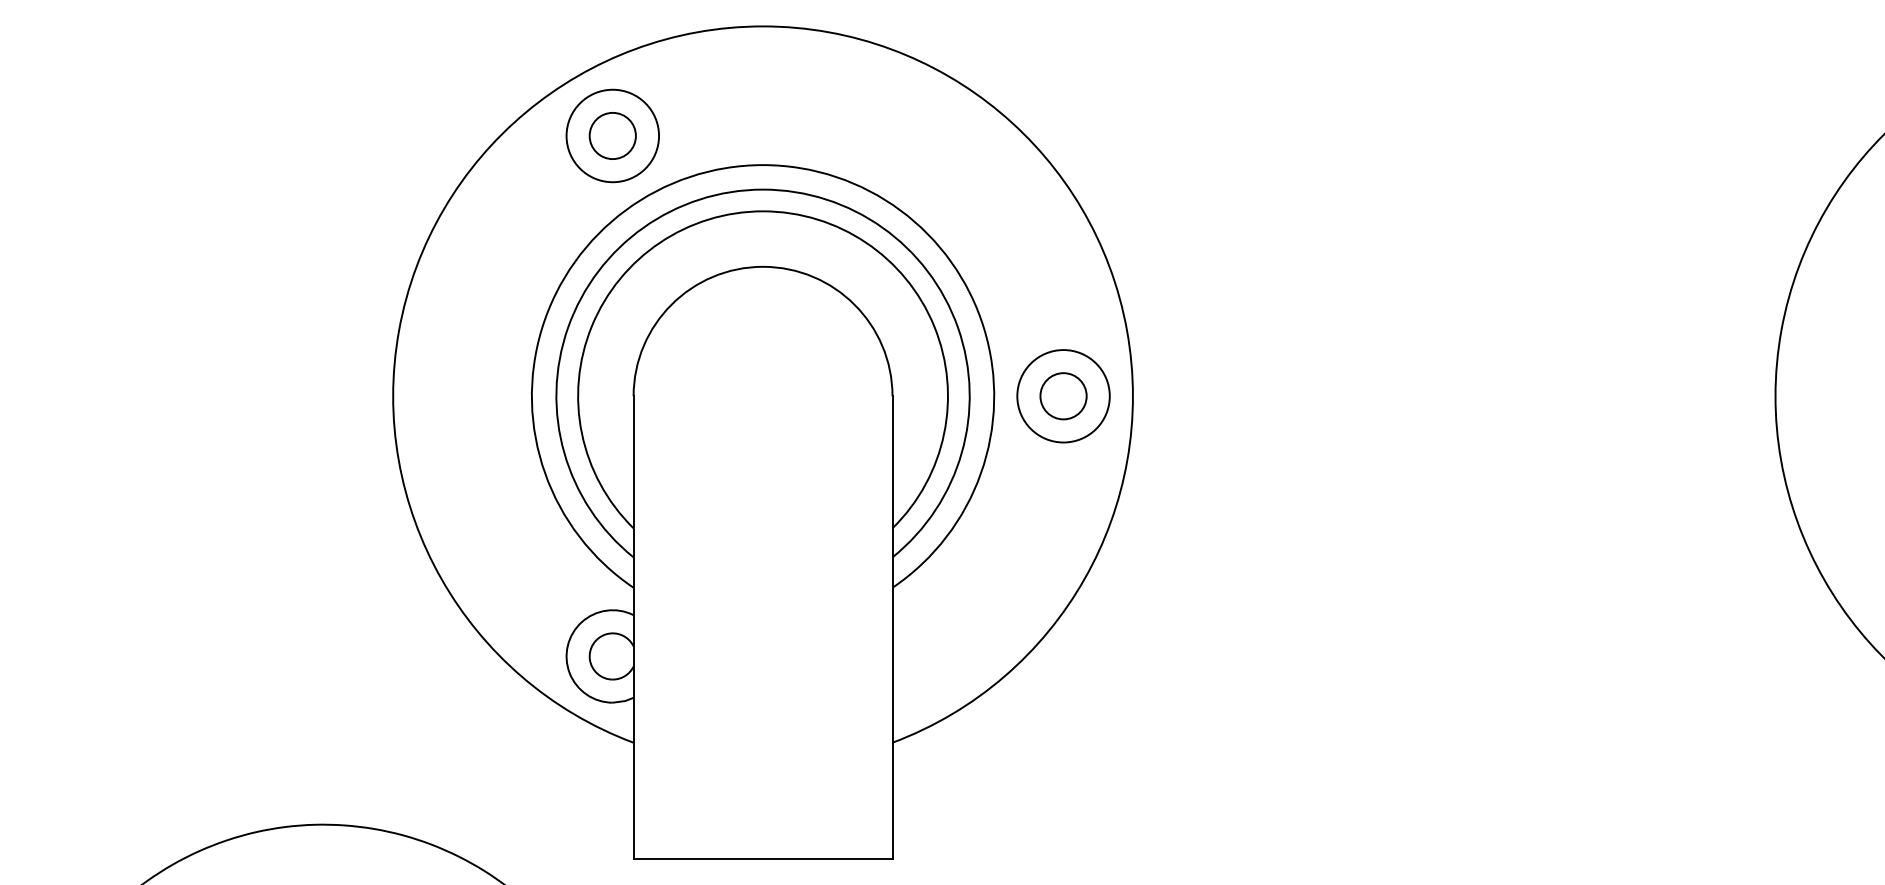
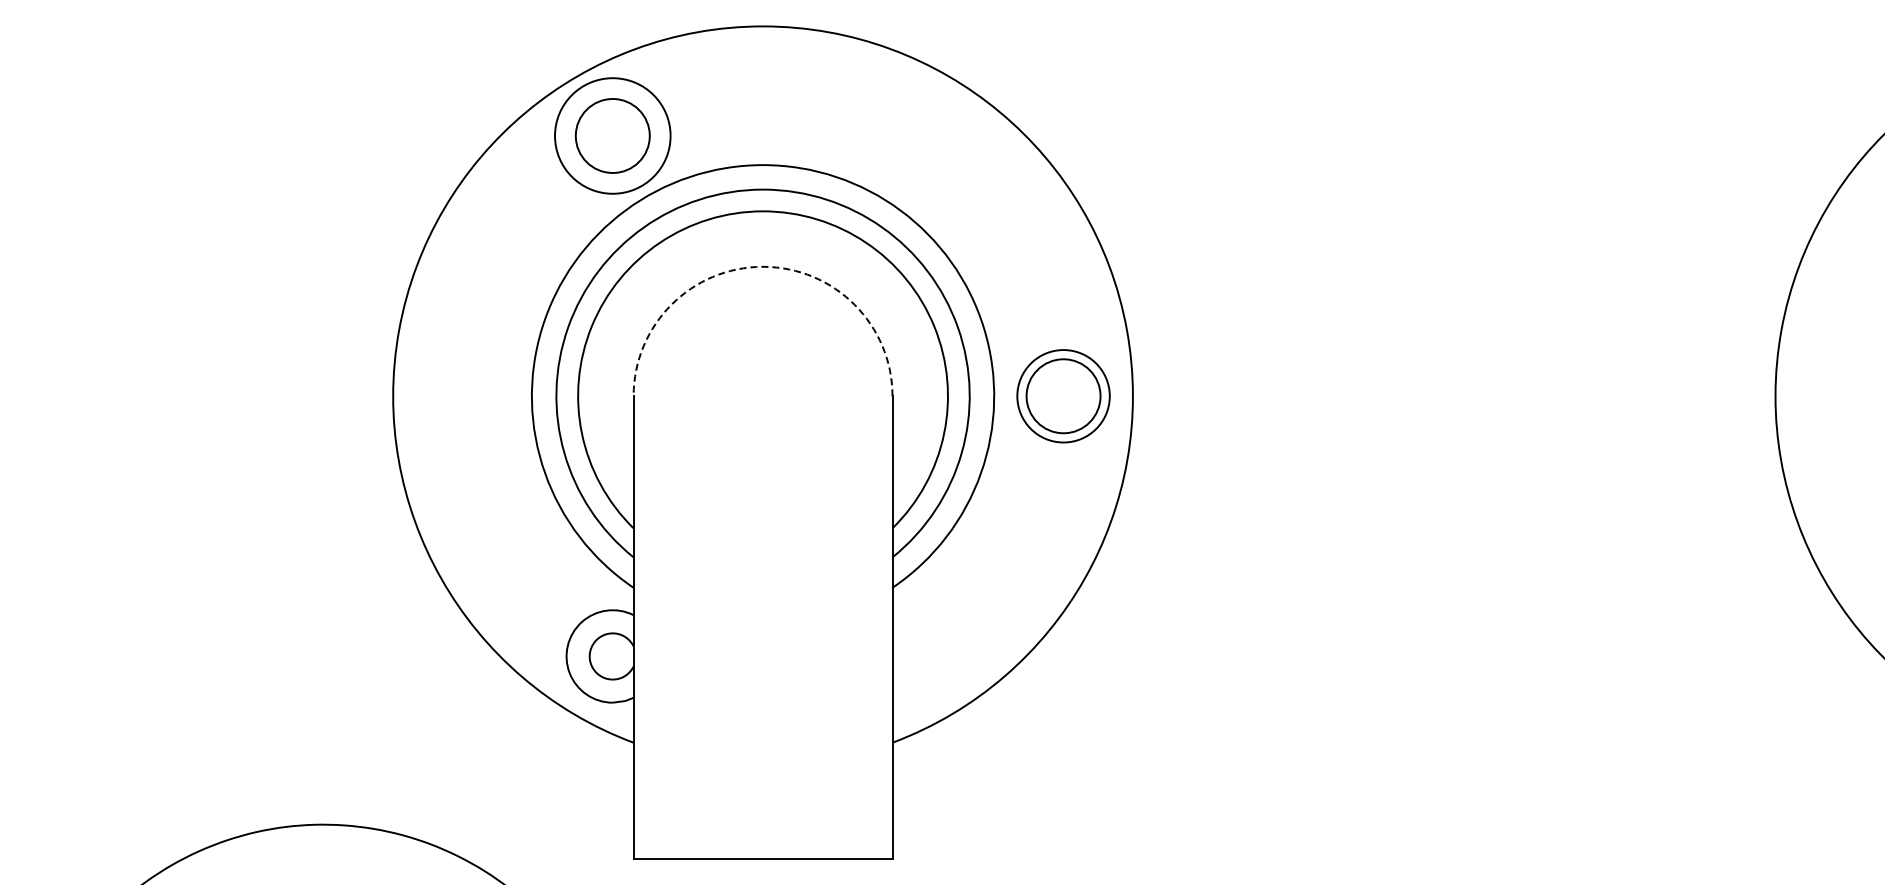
circle diameter: 46 px -> 74 px (612, 135)
circle diameter: 92 px -> 116 px (612, 135)
arc: solid -> dashed (763, 266)
circle diameter: 46 px -> 74 px (1063, 396)
